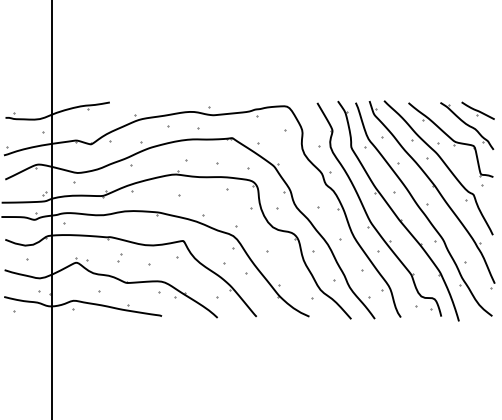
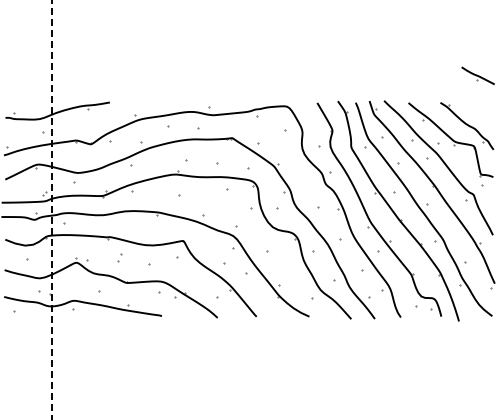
part position: (477, 110) -> (477, 75) (477, 75)
line: solid -> dashed (51, 209)
